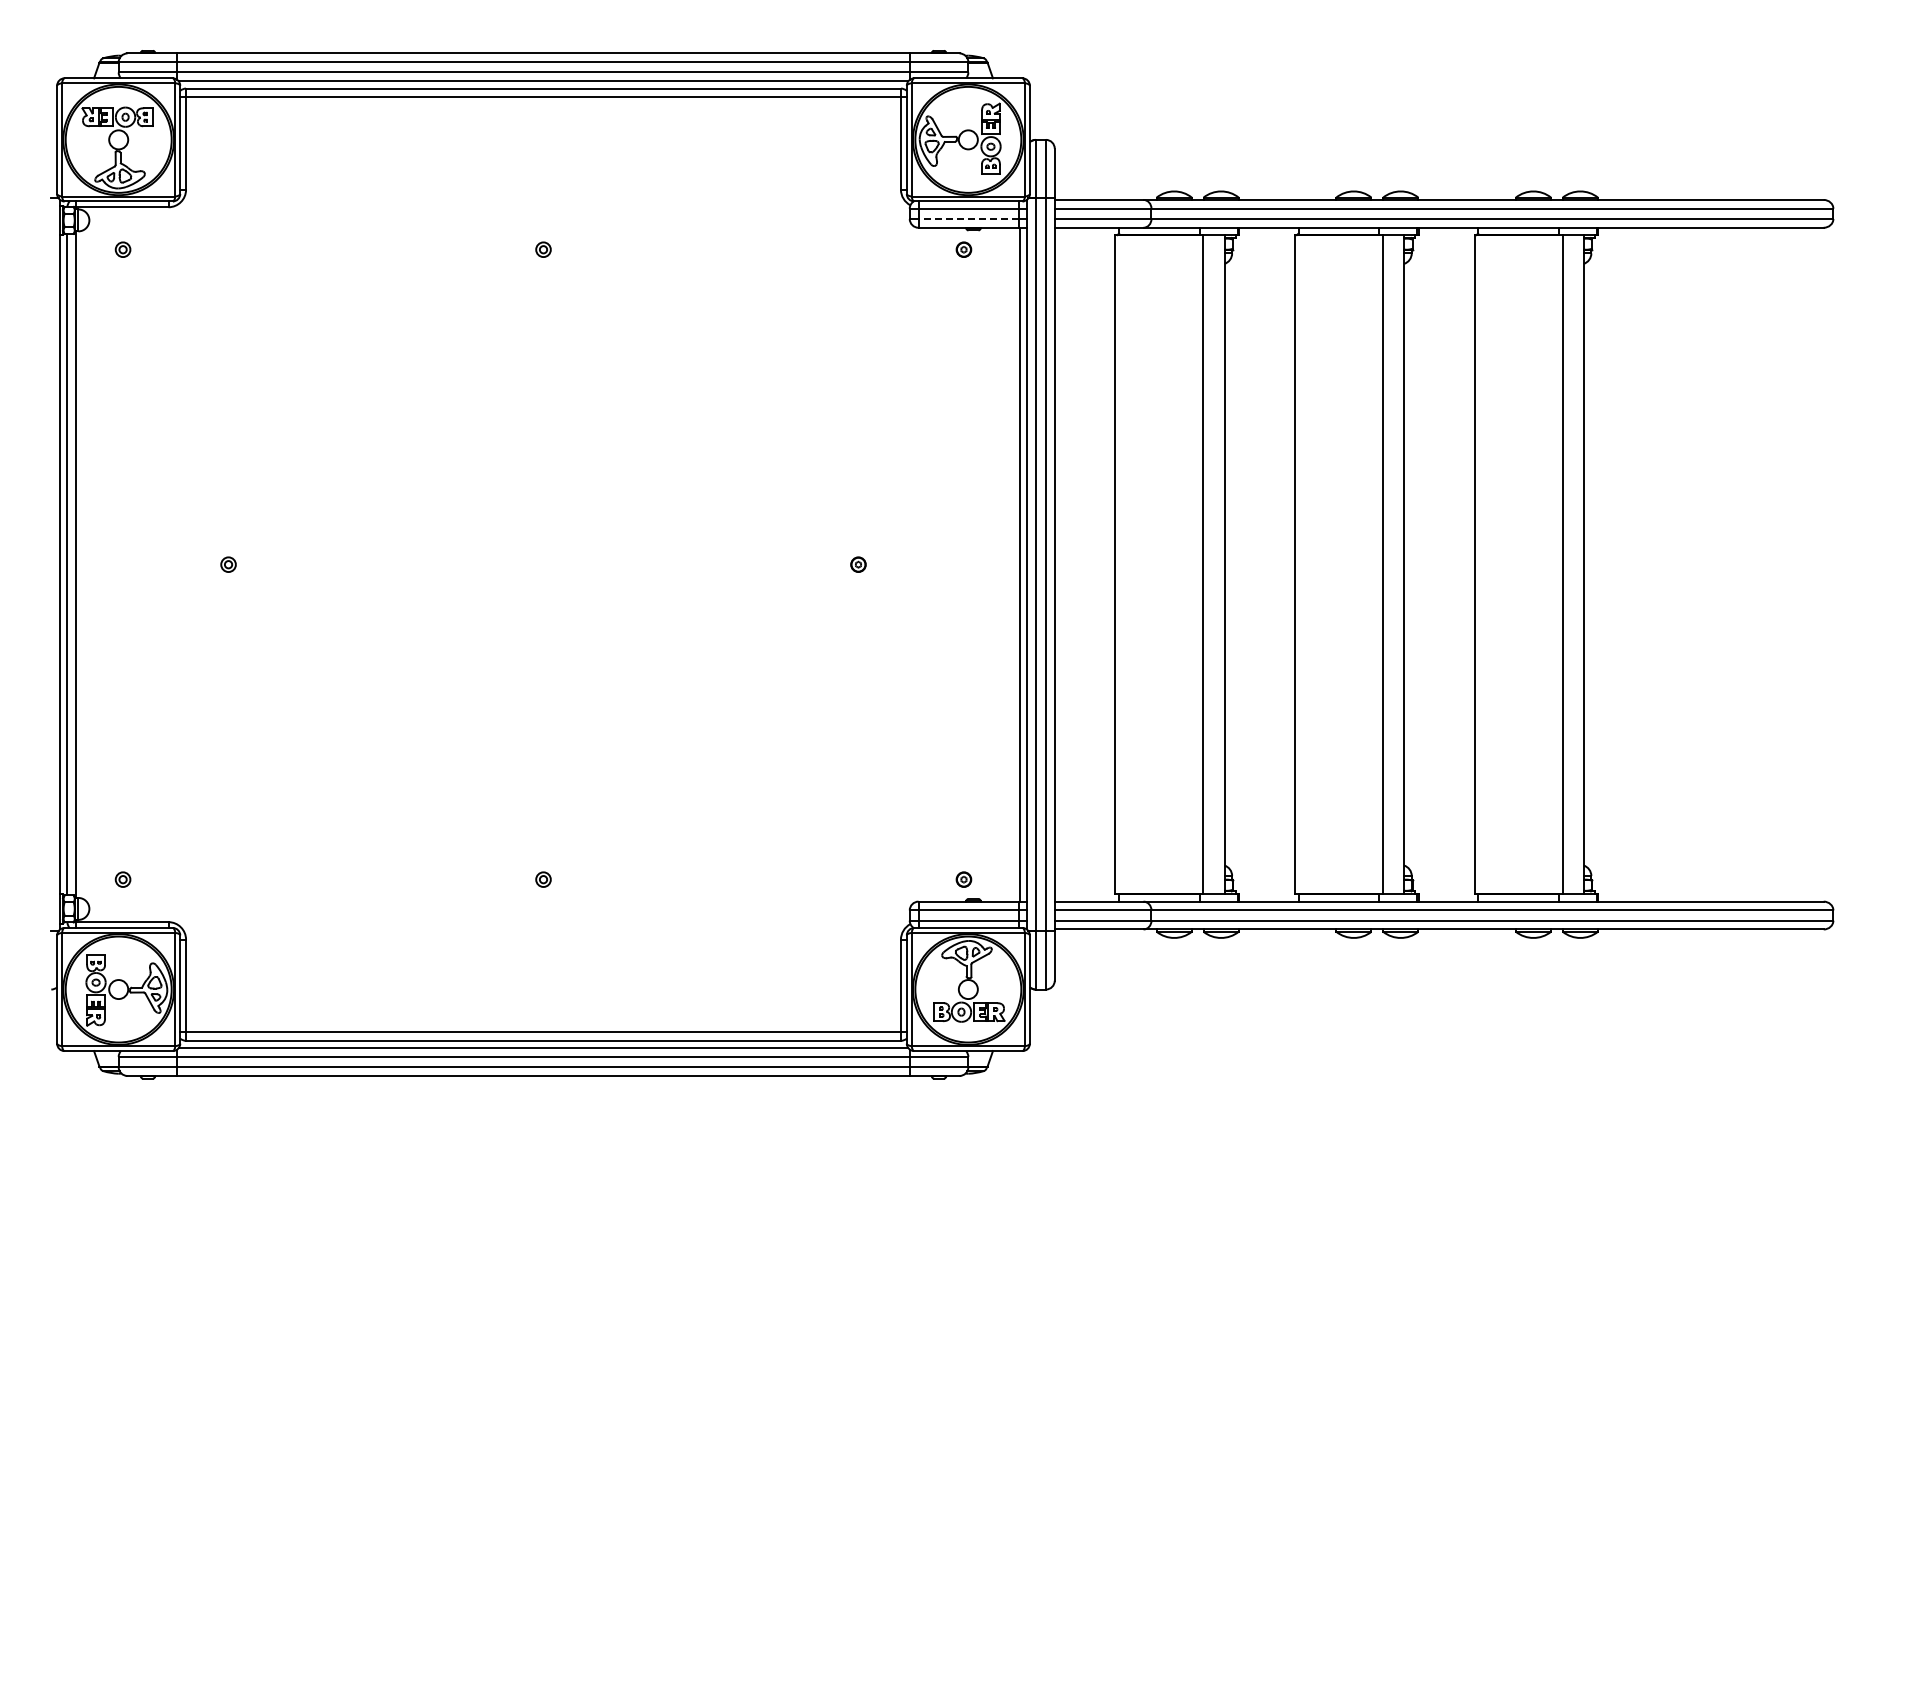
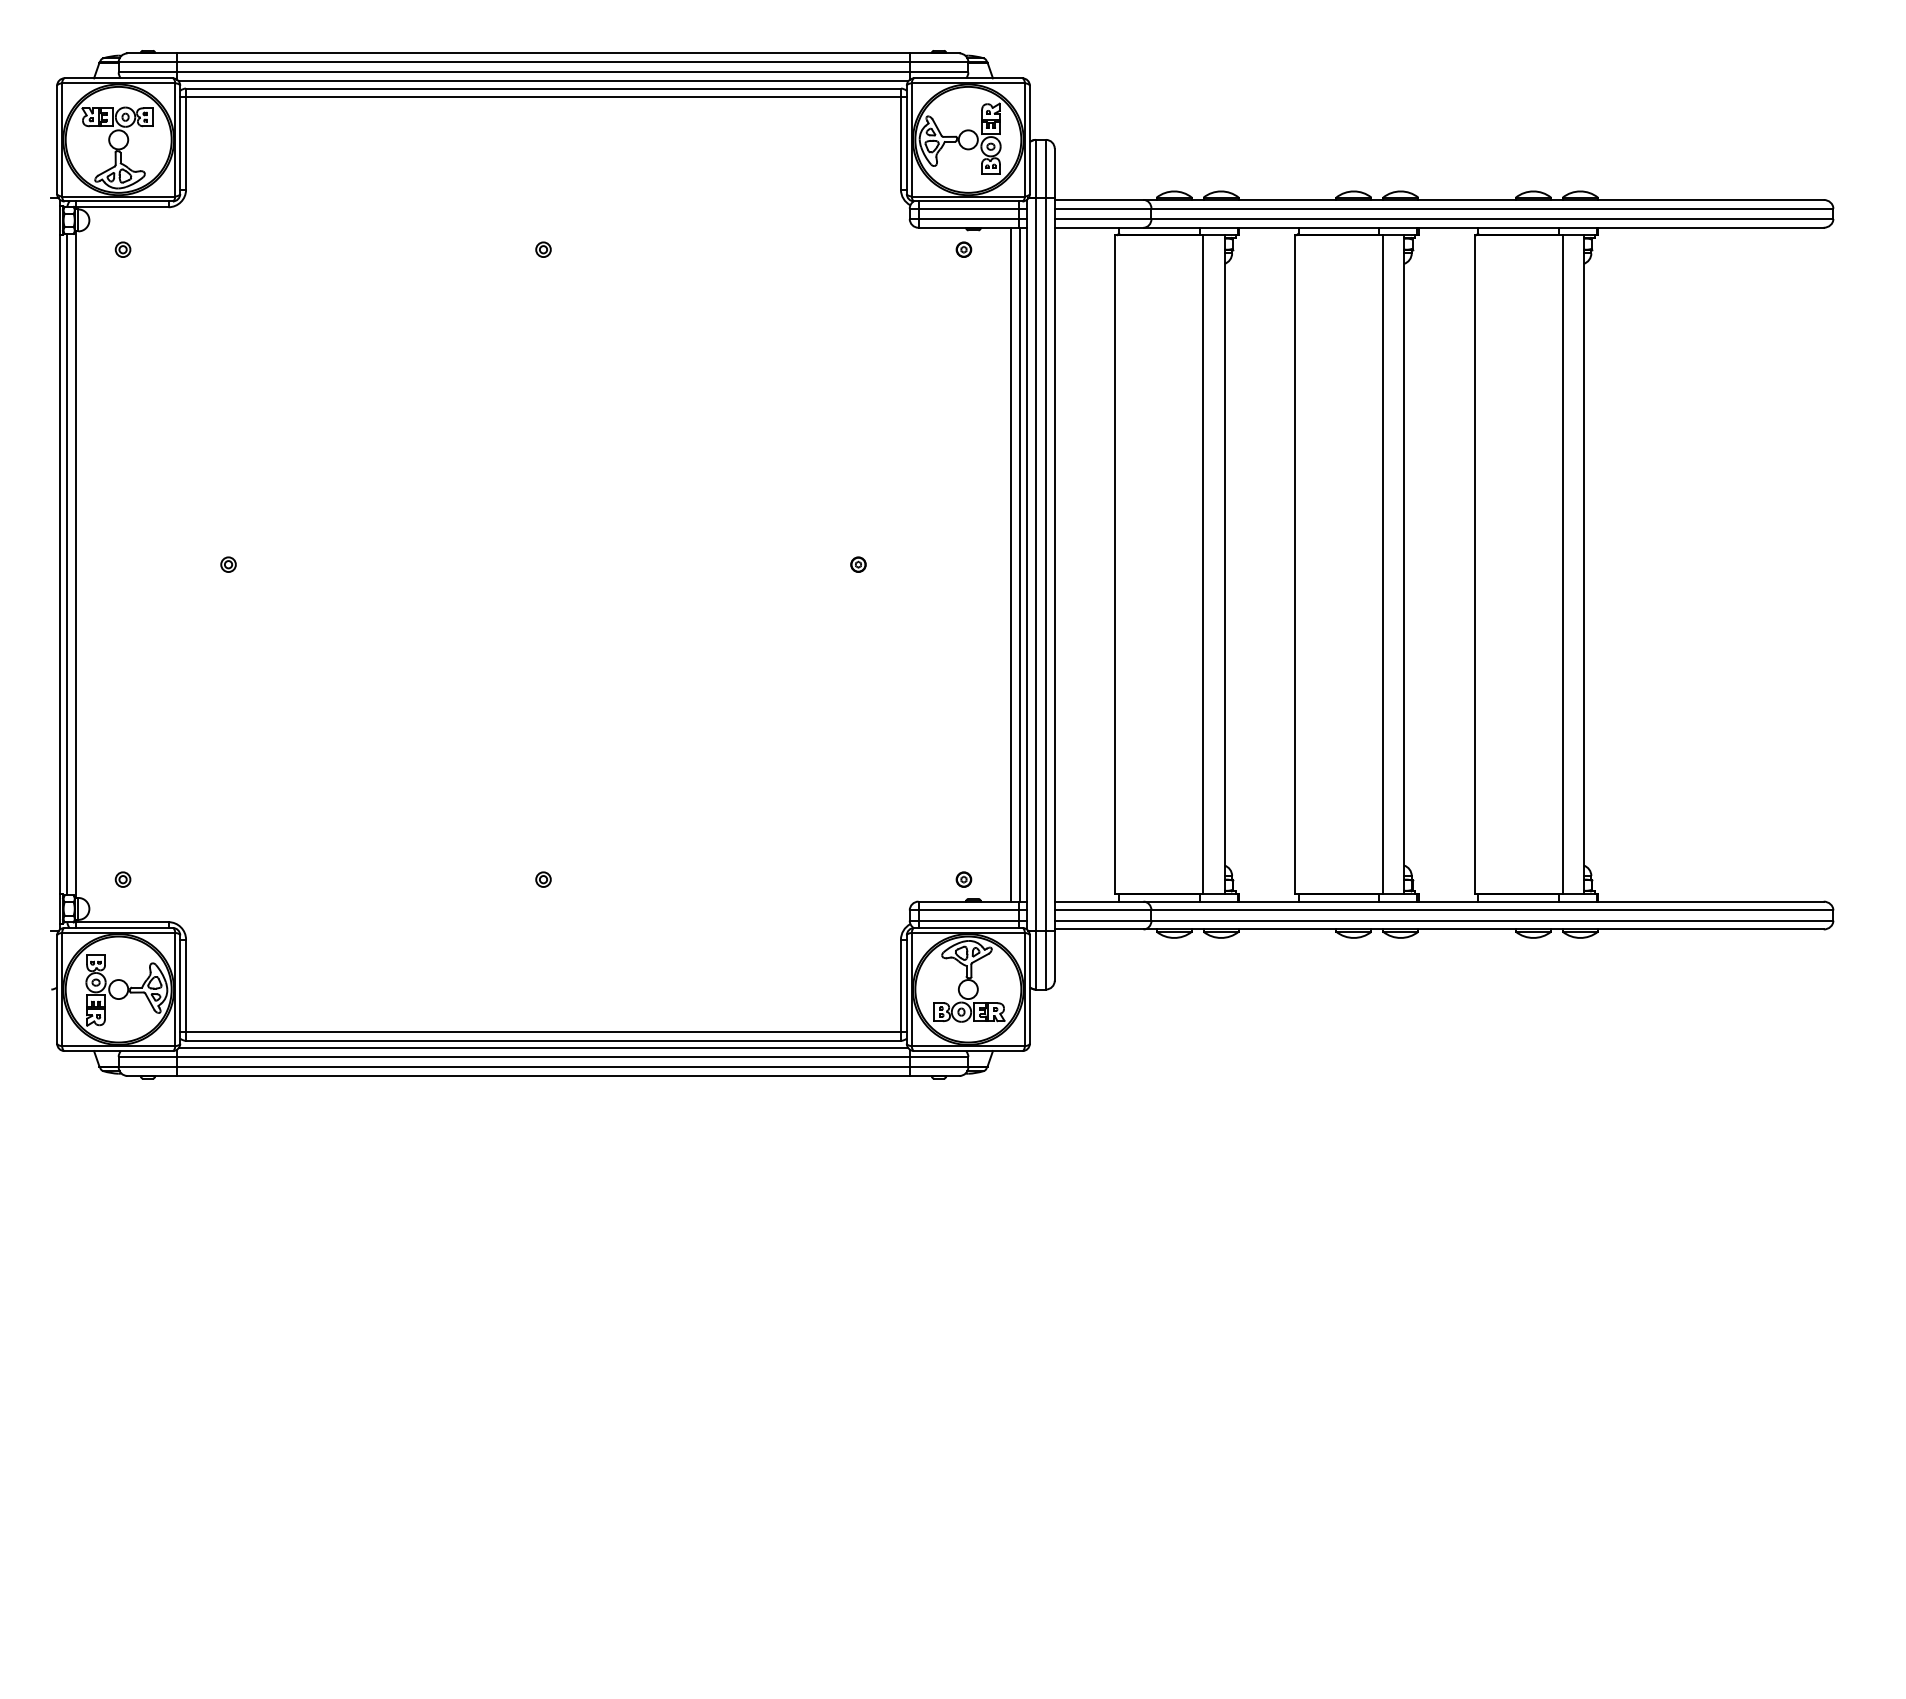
line: dashed -> solid (968, 218)
line: none -> present (1010, 564)
